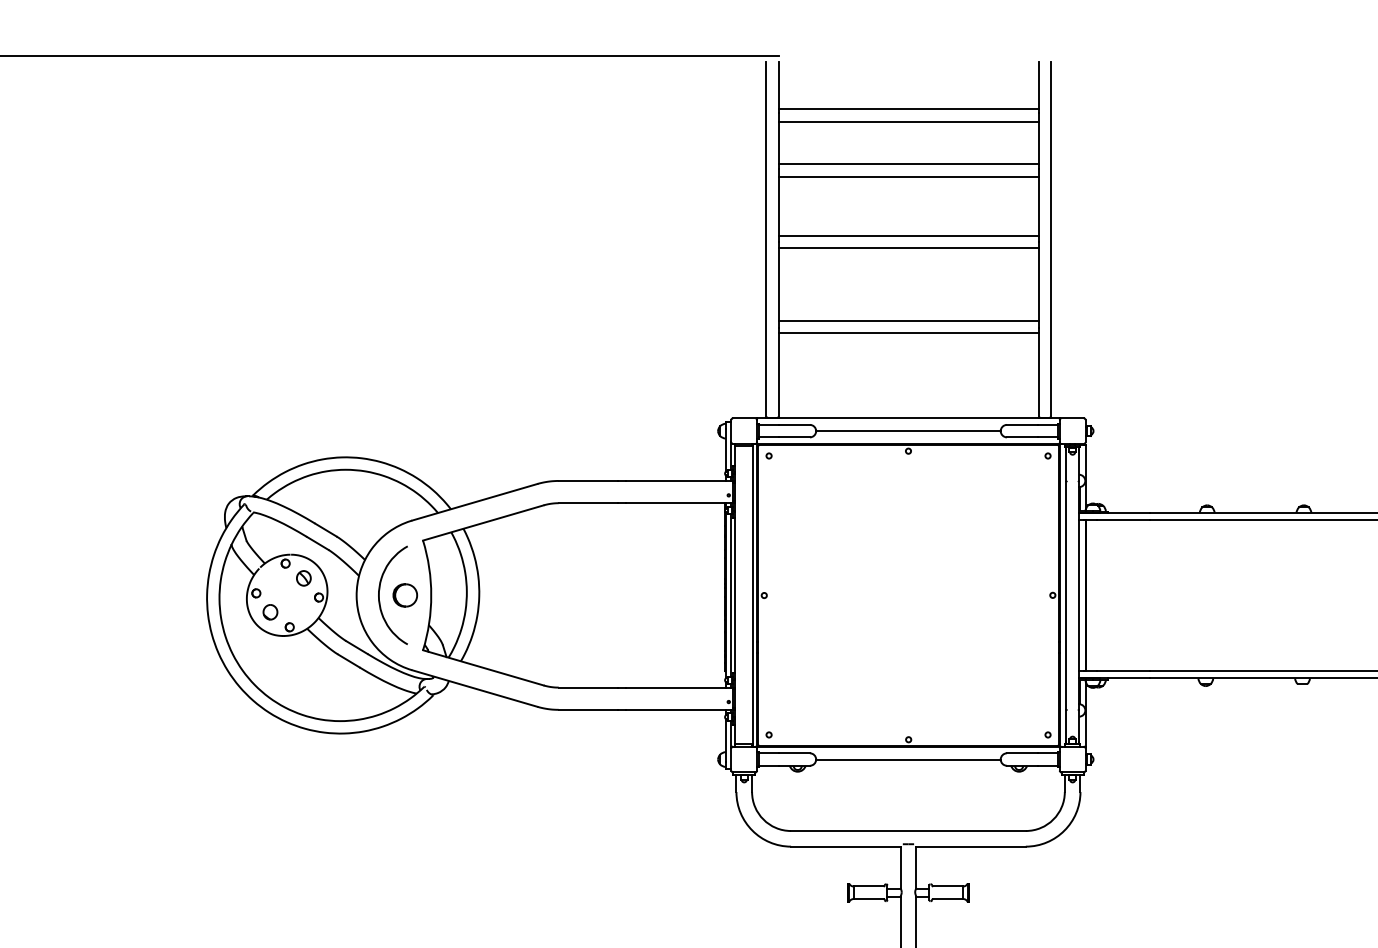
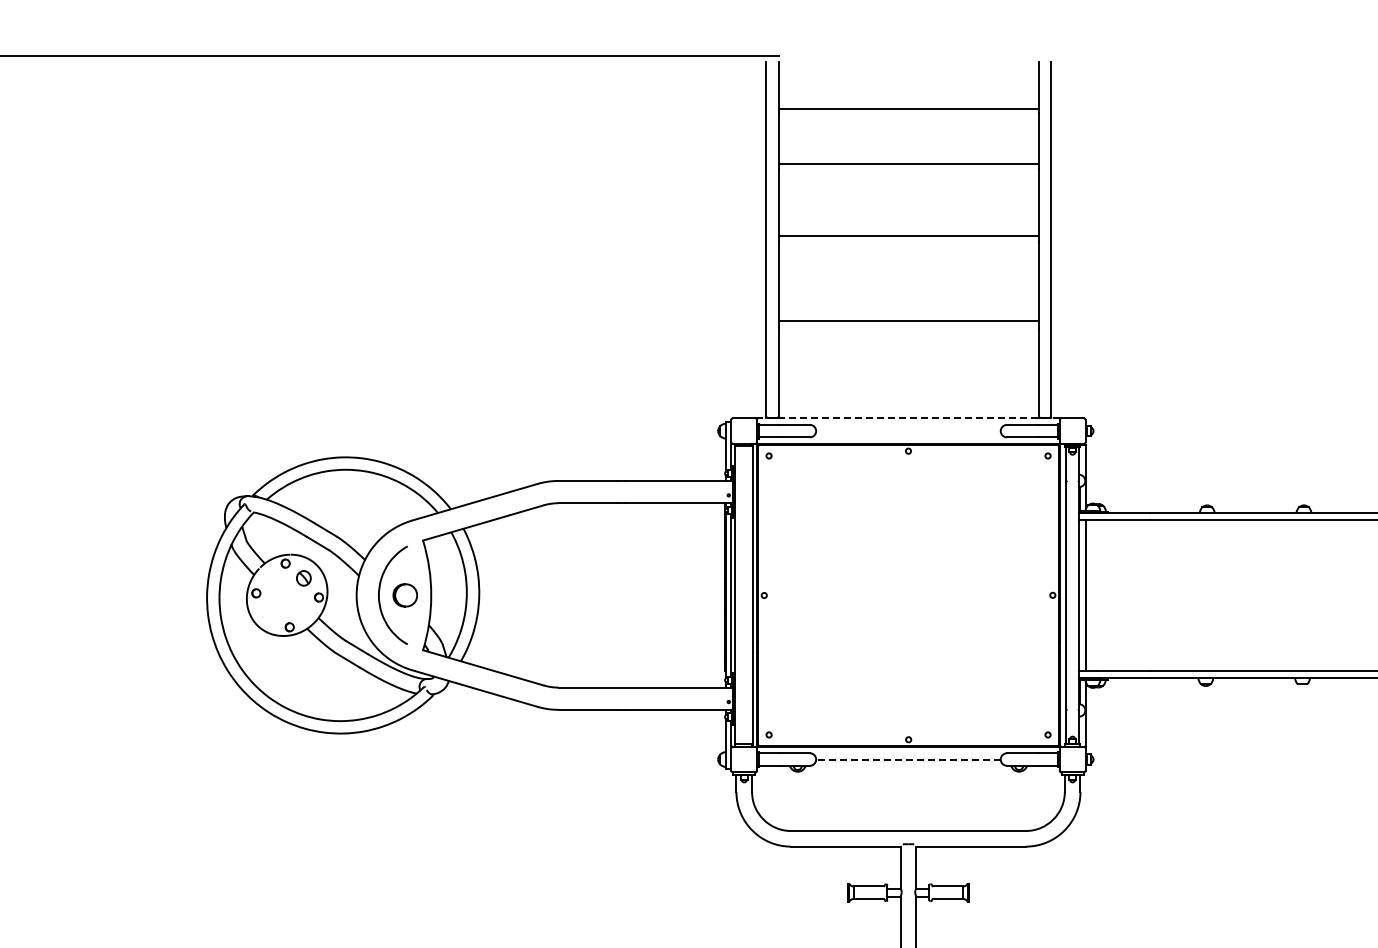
line: present -> none (908, 121)
line: present -> none (908, 176)
line: present -> none (908, 248)
line: present -> none (908, 333)
line: solid -> dashed (907, 418)
line: present -> none (908, 431)
part: present -> none (270, 612)
line: solid -> dashed (907, 759)
